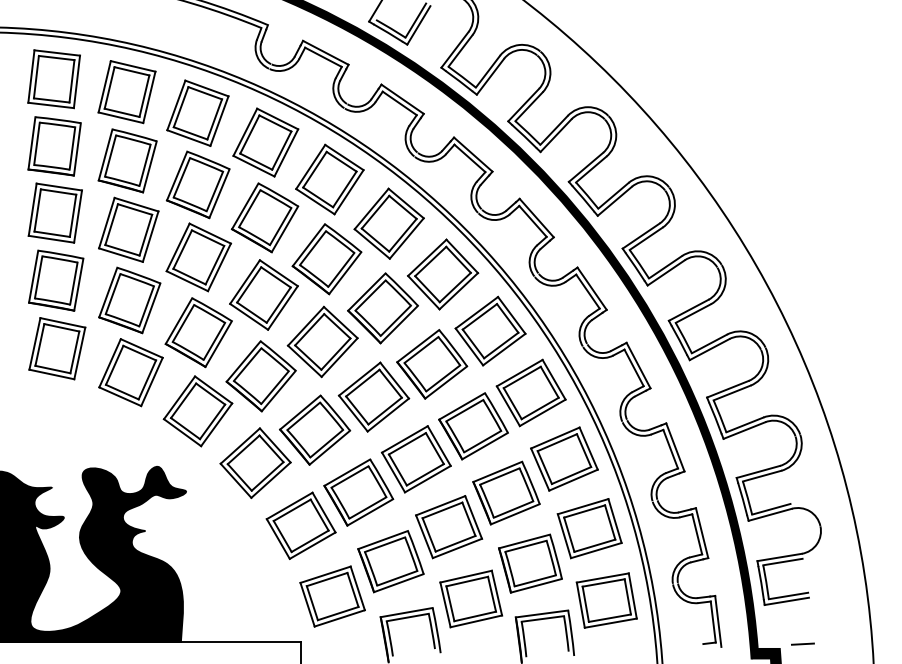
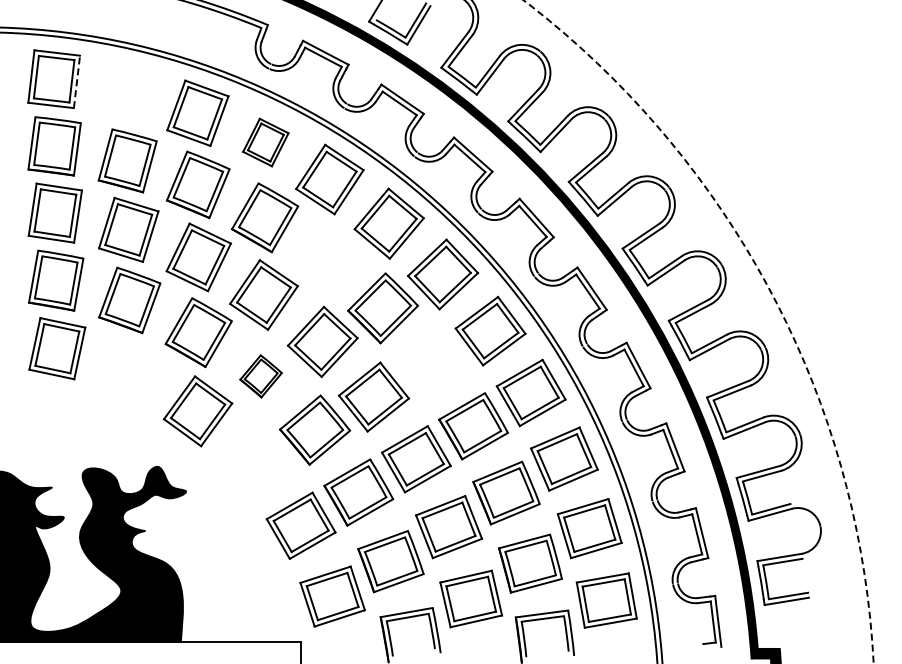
line: solid -> dashed (77, 81)
part: present -> none (126, 92)
part size: 68x71 px -> 48x51 px (265, 142)
part: present -> none (326, 259)
circle: solid -> dashed (698, 331)
part: present -> none (432, 364)
part: present -> none (130, 372)
part size: 72x73 px -> 44x45 px (260, 376)
part: present -> none (255, 462)
line: present -> none (802, 643)
